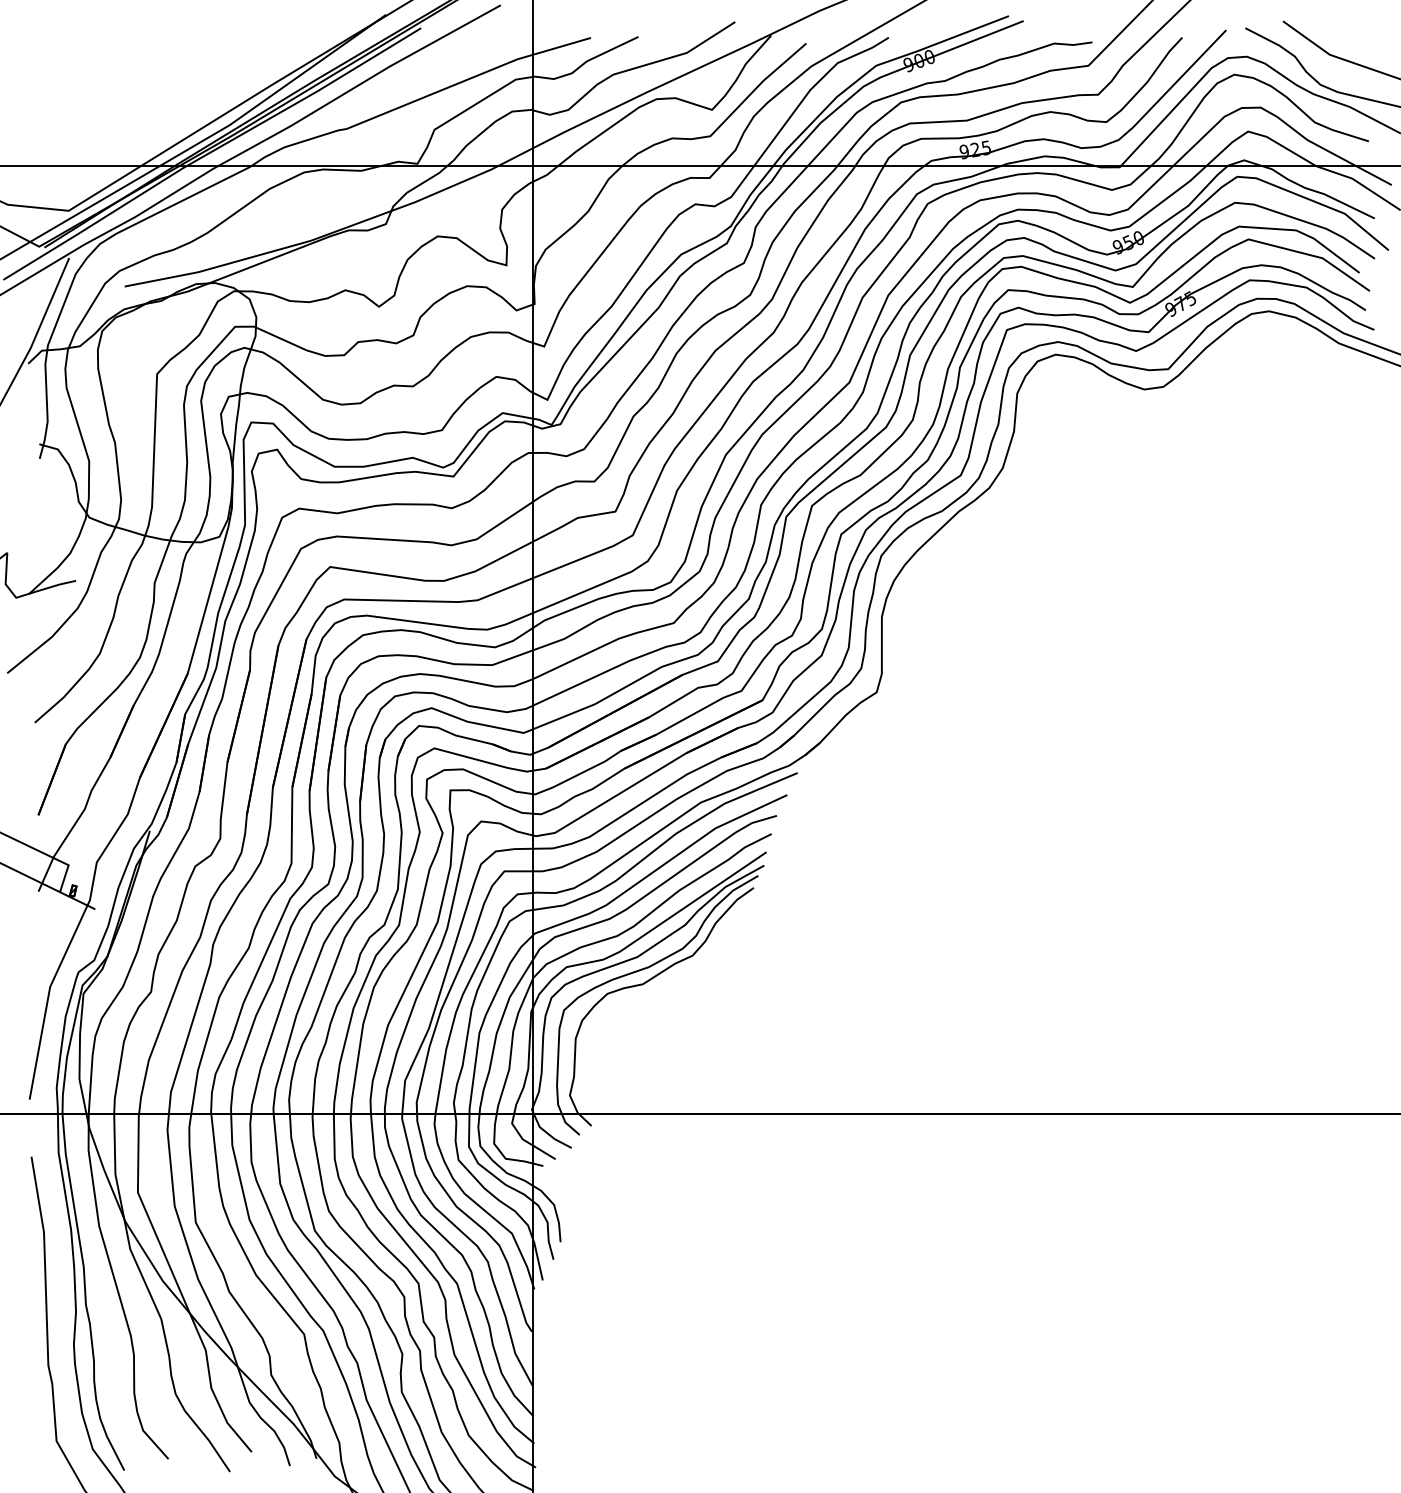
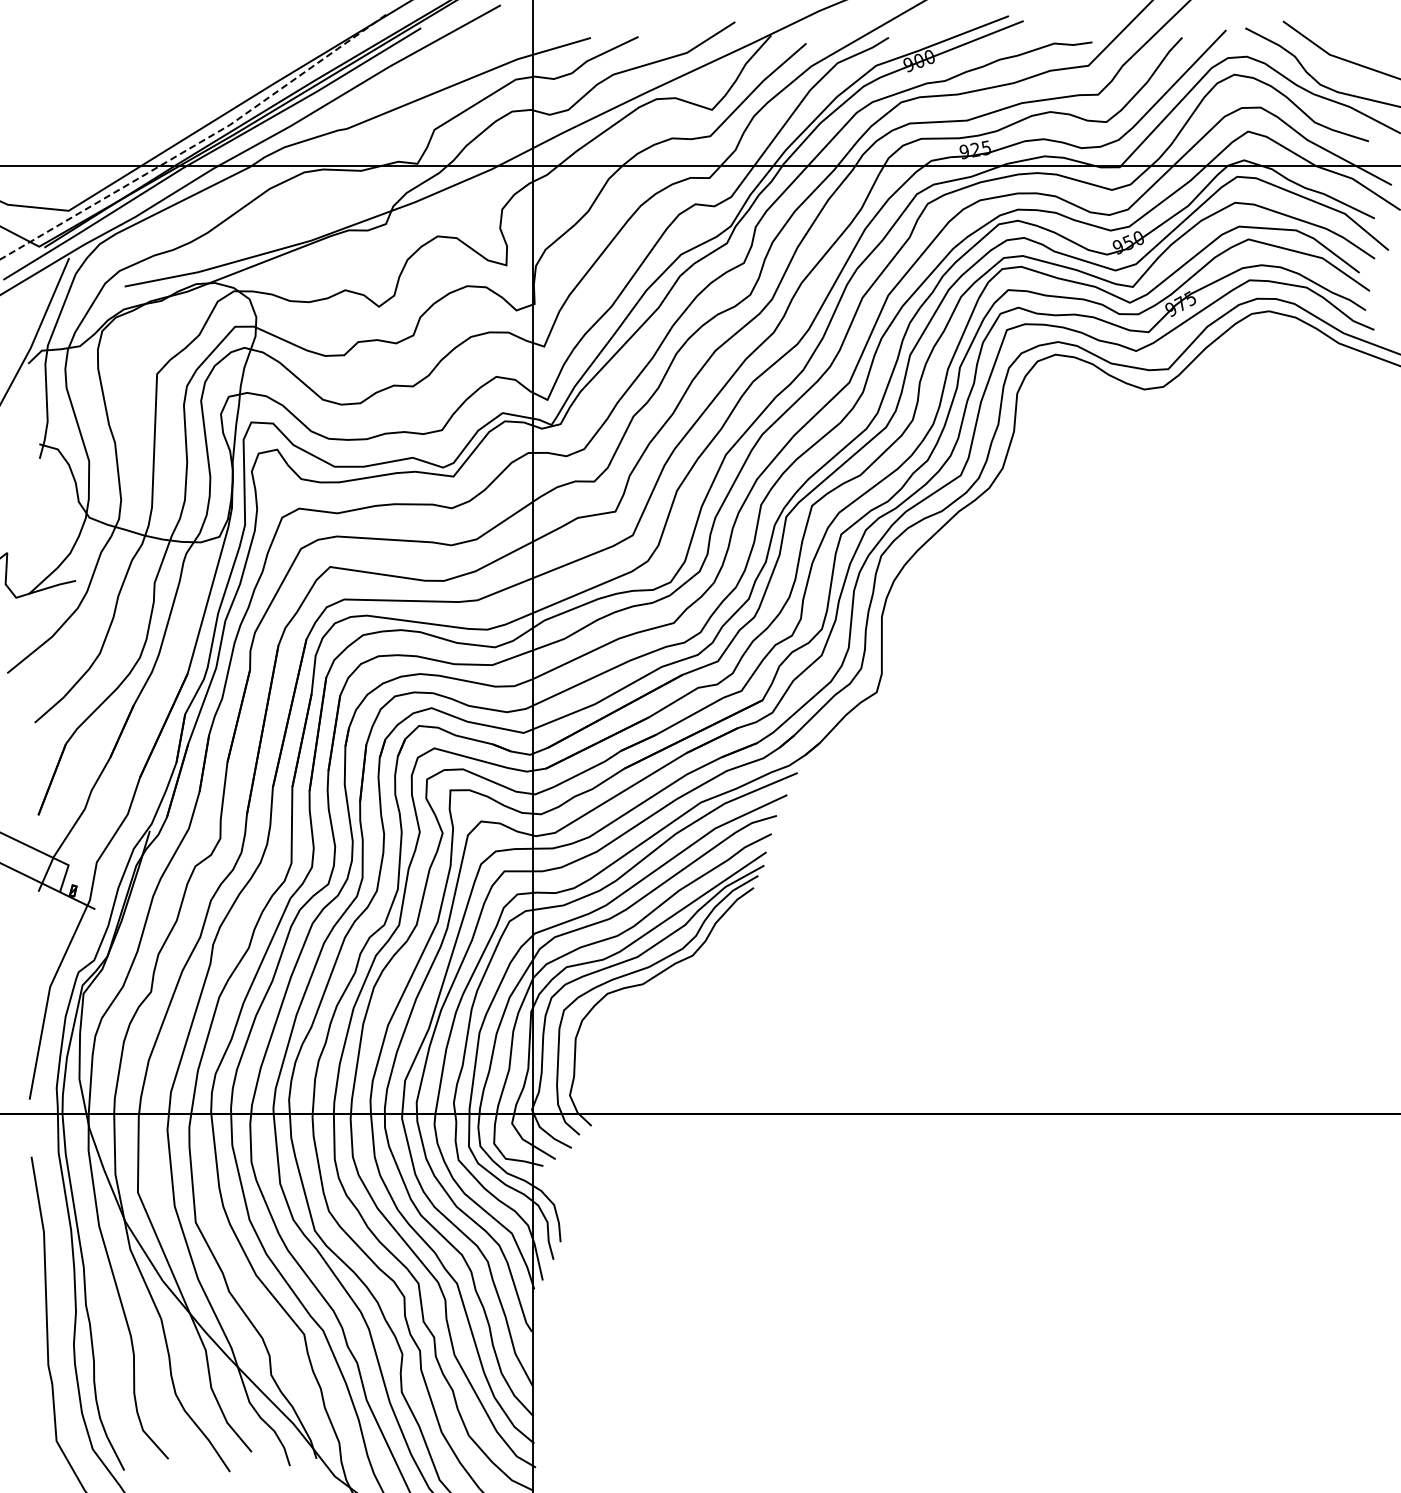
line: solid -> dashed (198, 143)
